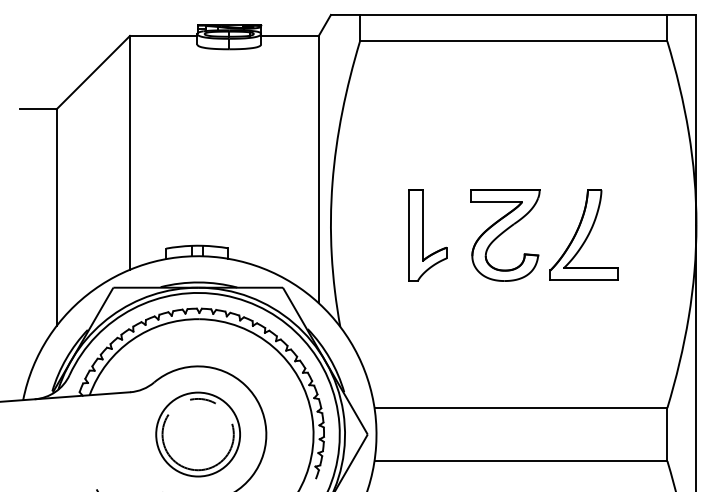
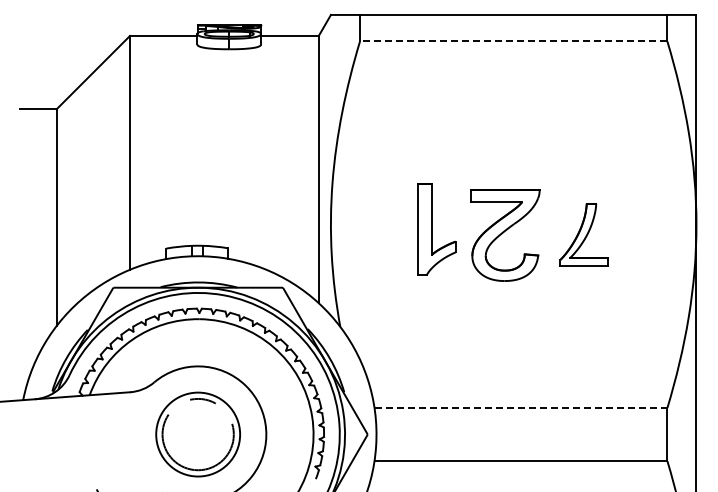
line: solid -> dashed (513, 41)
part size: 70x92 px -> 50x64 px (583, 234)
part position: (427, 235) -> (436, 229) (436, 229)
line: solid -> dashed (521, 408)
